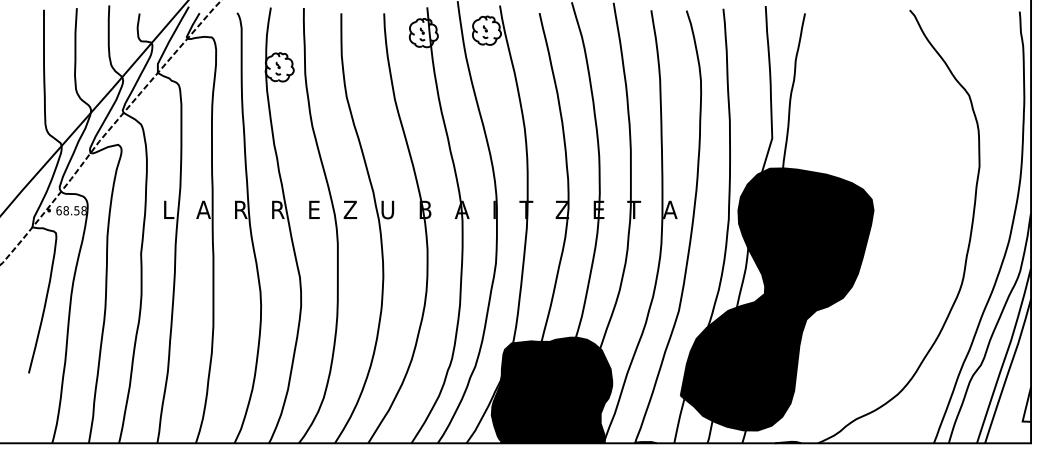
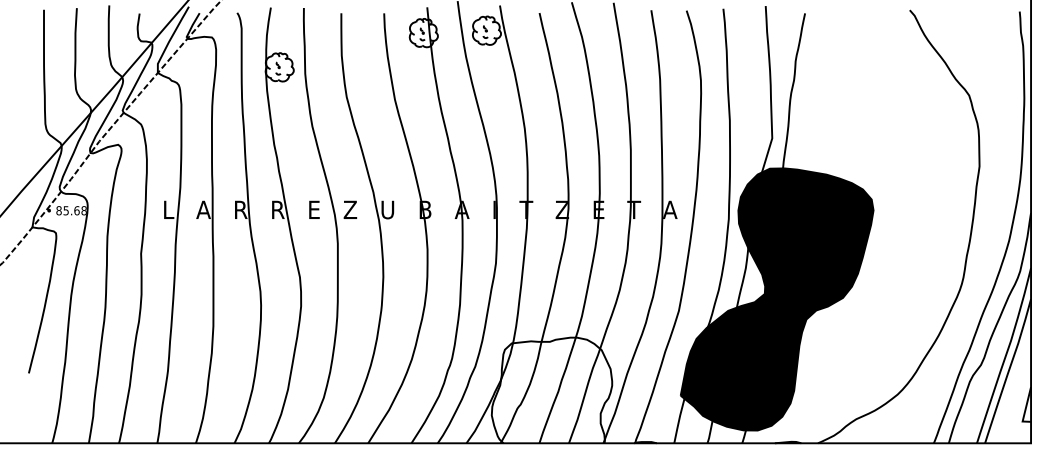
text: 68.58 -> 85.68 (67, 210)
fill: present -> none (551, 390)
